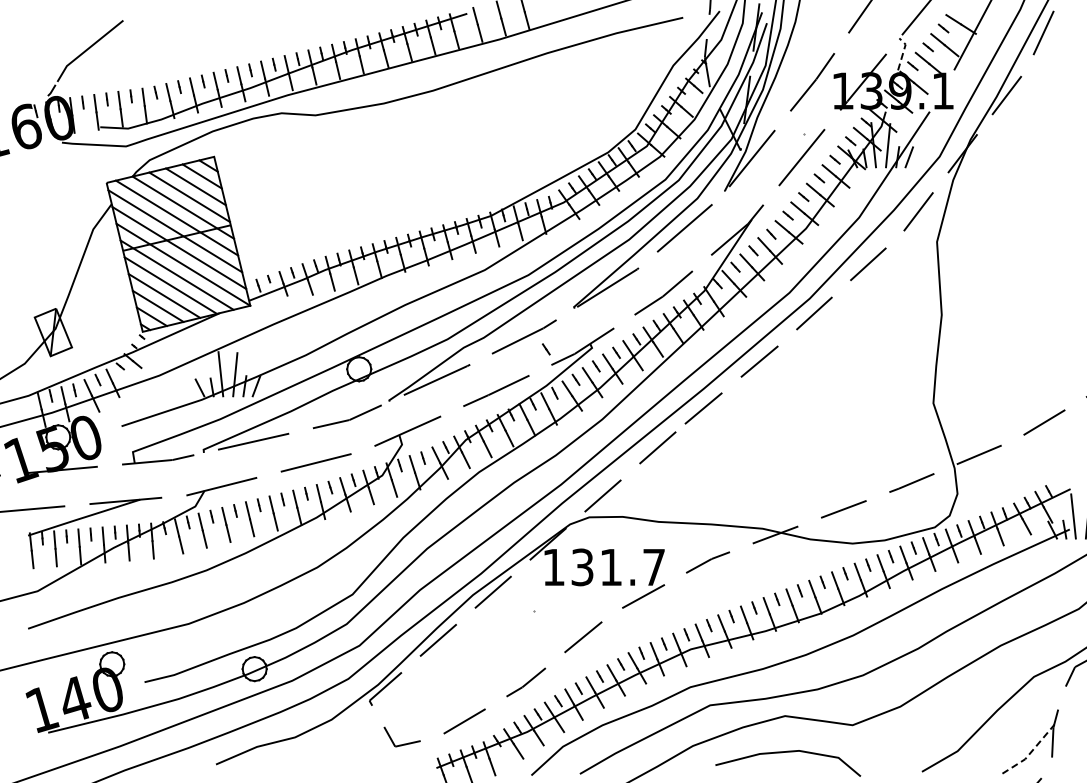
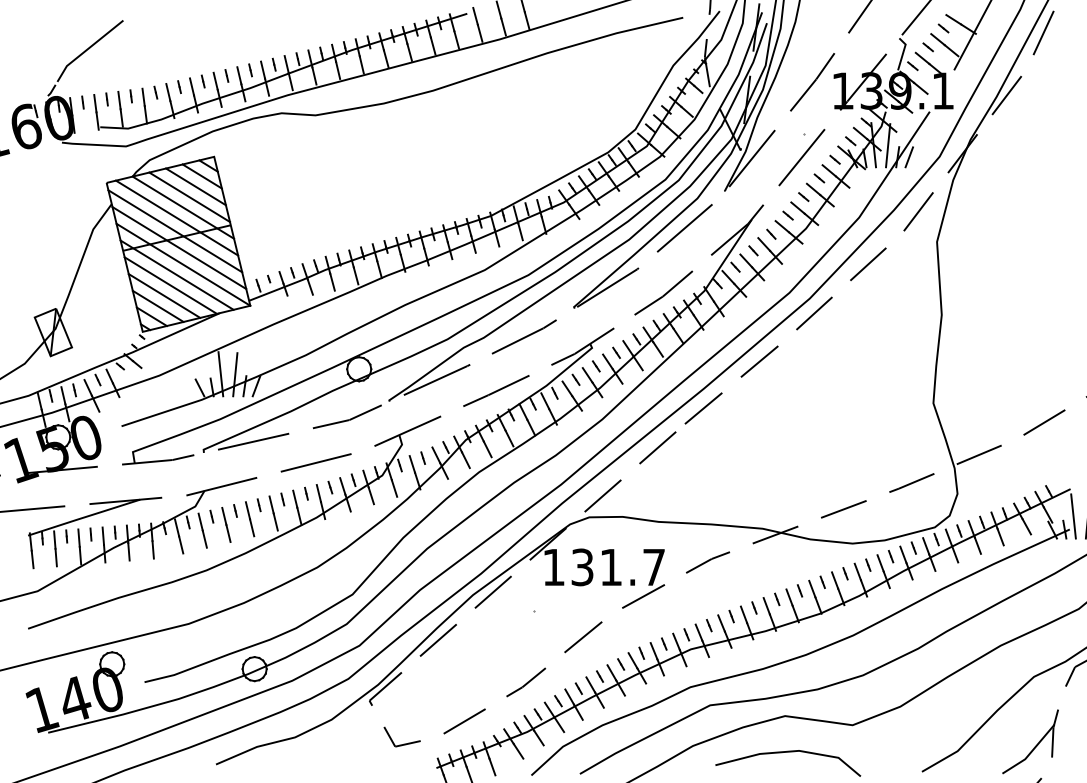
line: dashed -> solid (903, 52)
line: present -> none (545, 349)
line: dashed -> solid (1030, 752)
